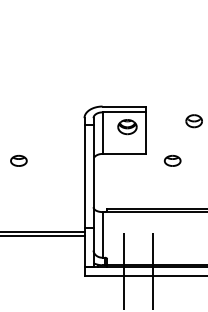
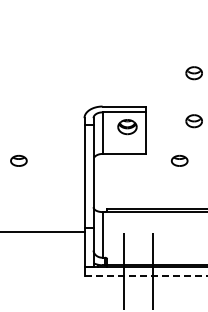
part: none -> present (193, 73)
part position: (172, 160) -> (179, 160) (179, 160)
line: present -> none (43, 236)
line: solid -> dashed (146, 275)
